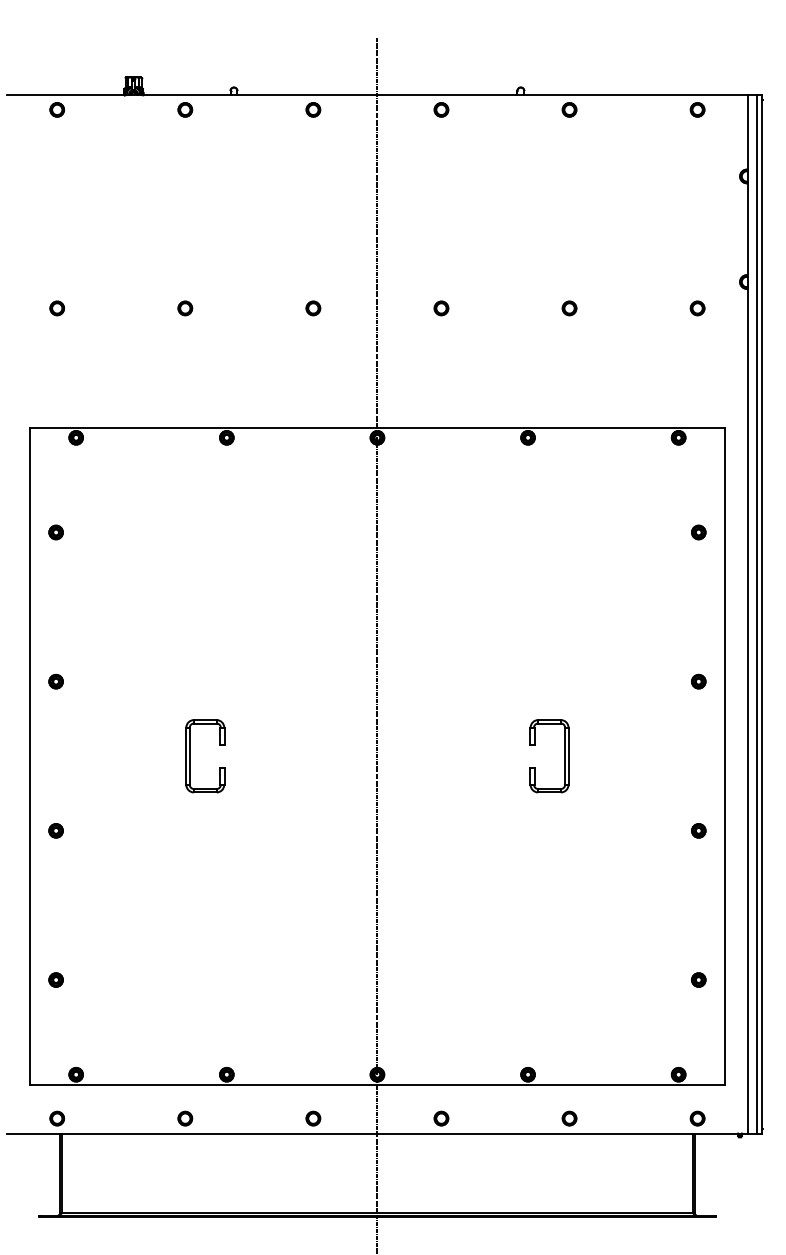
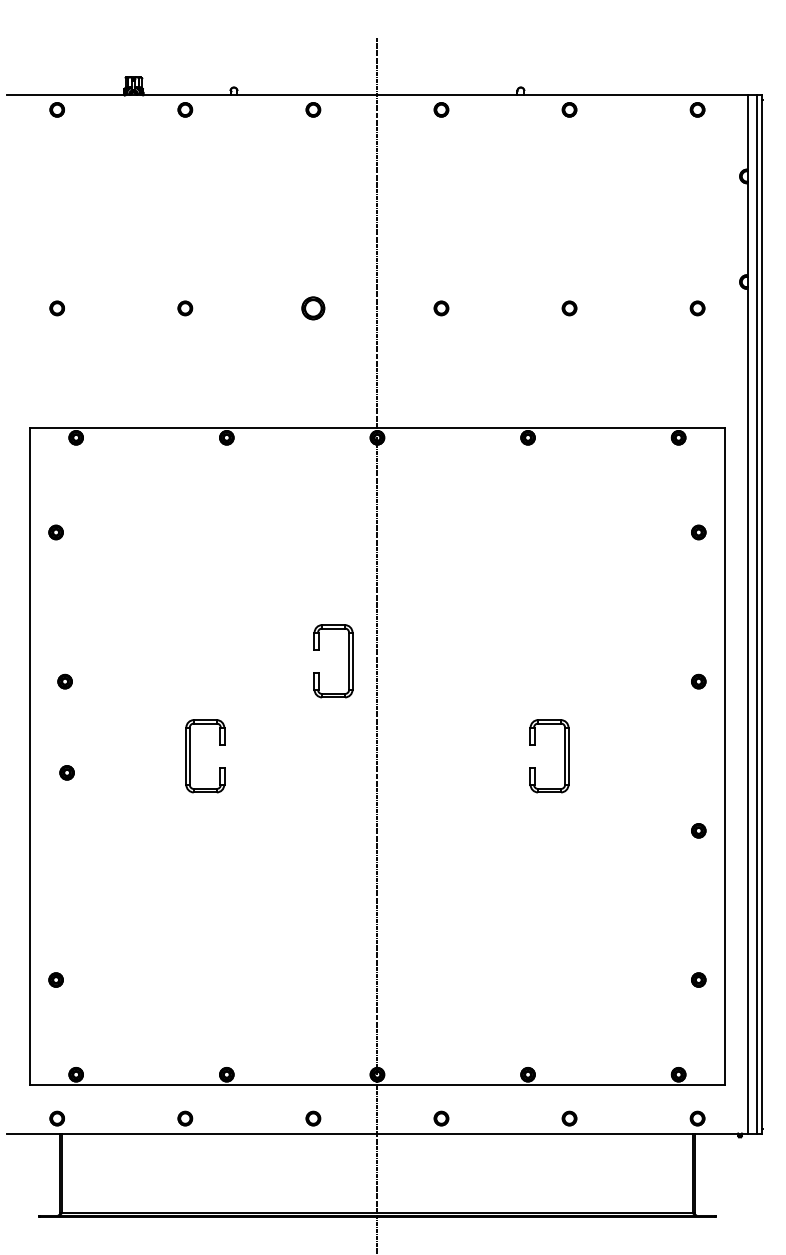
part size: 17x17 px -> 25x25 px (313, 308)
part: none -> present (348, 661)
part position: (55, 681) -> (64, 681) (64, 681)
part position: (55, 830) -> (66, 772) (66, 772)
